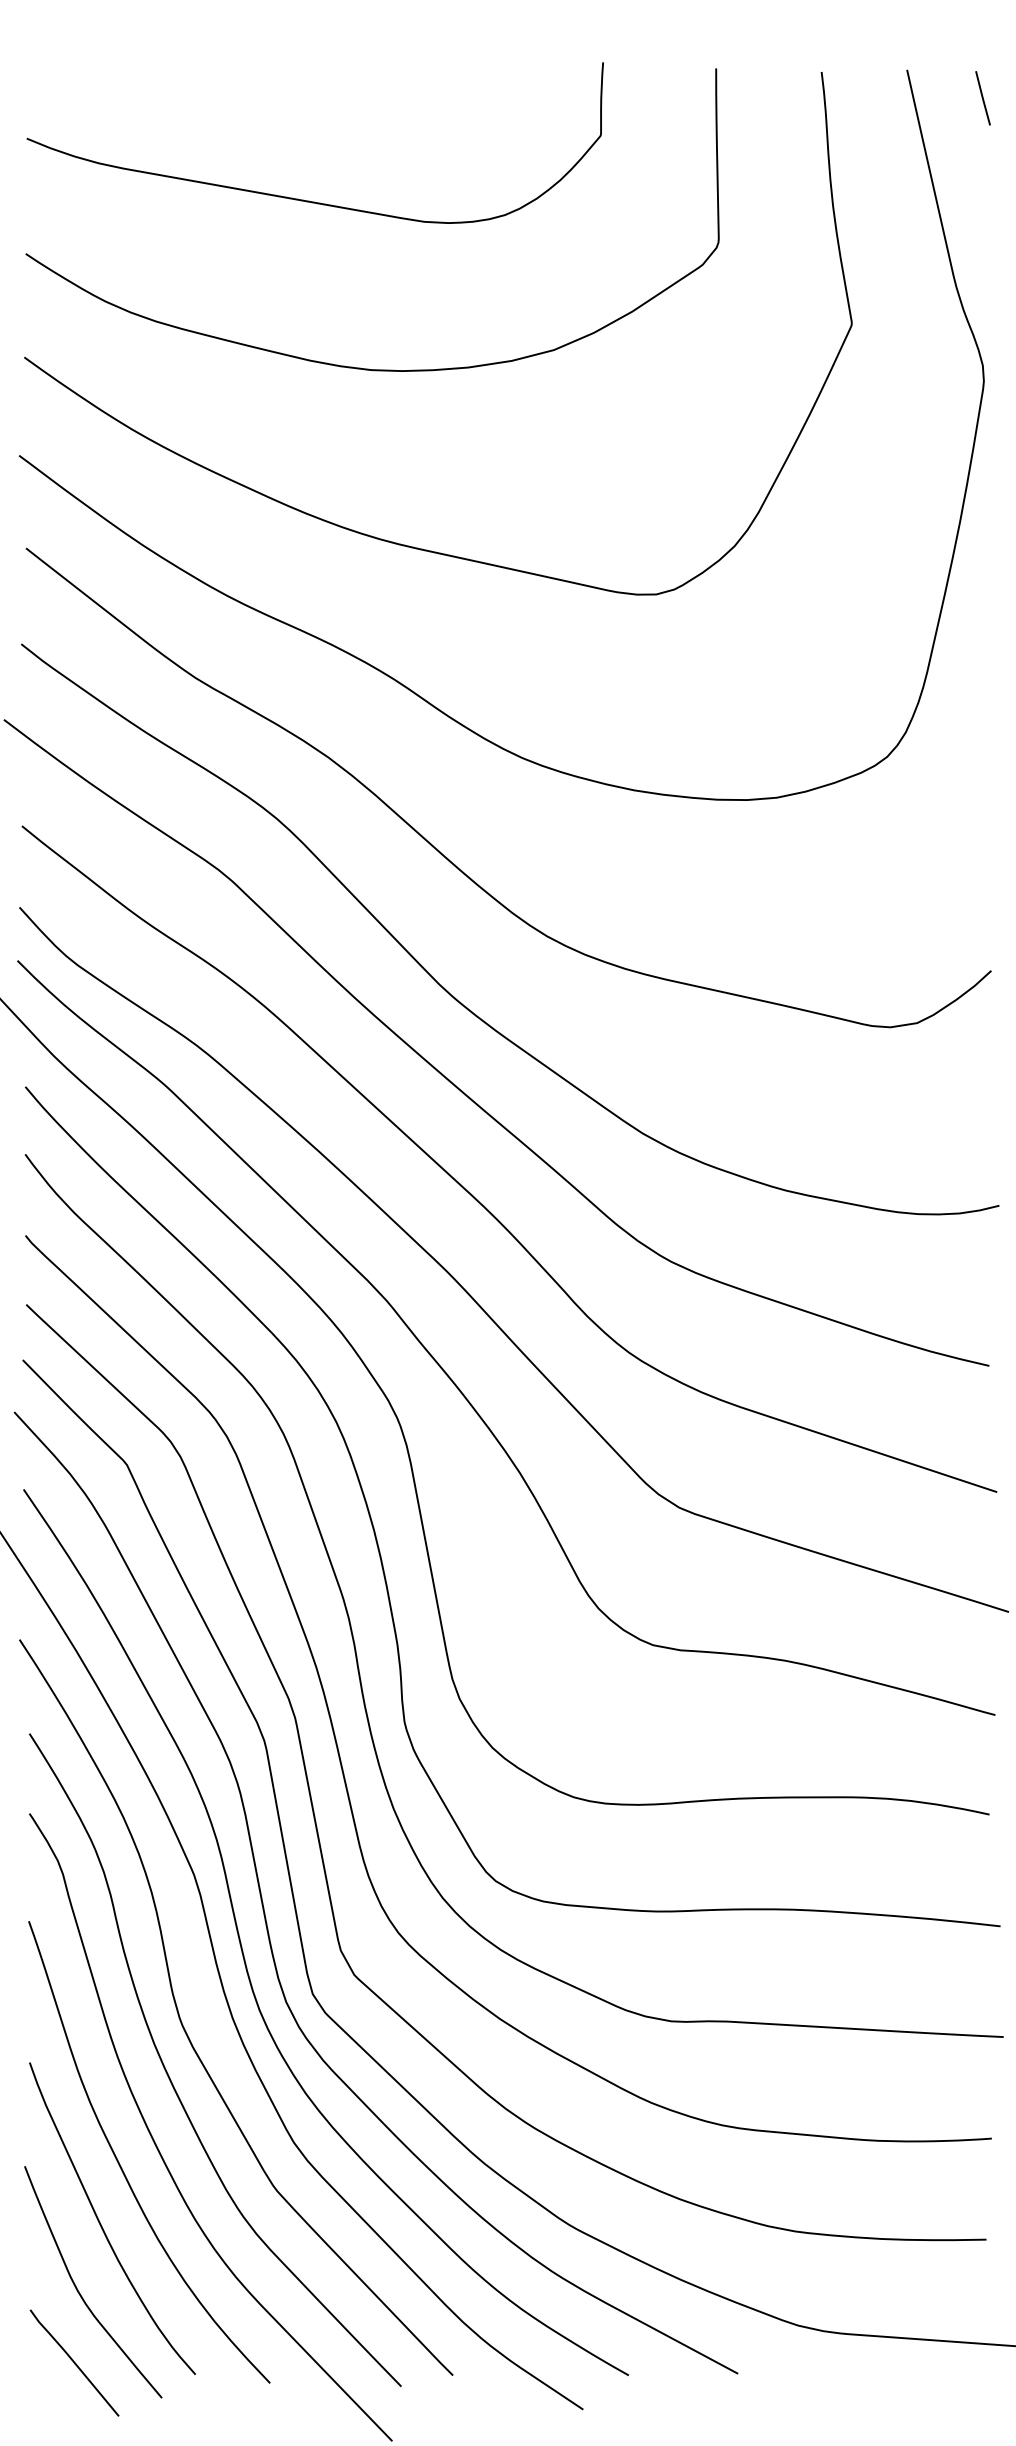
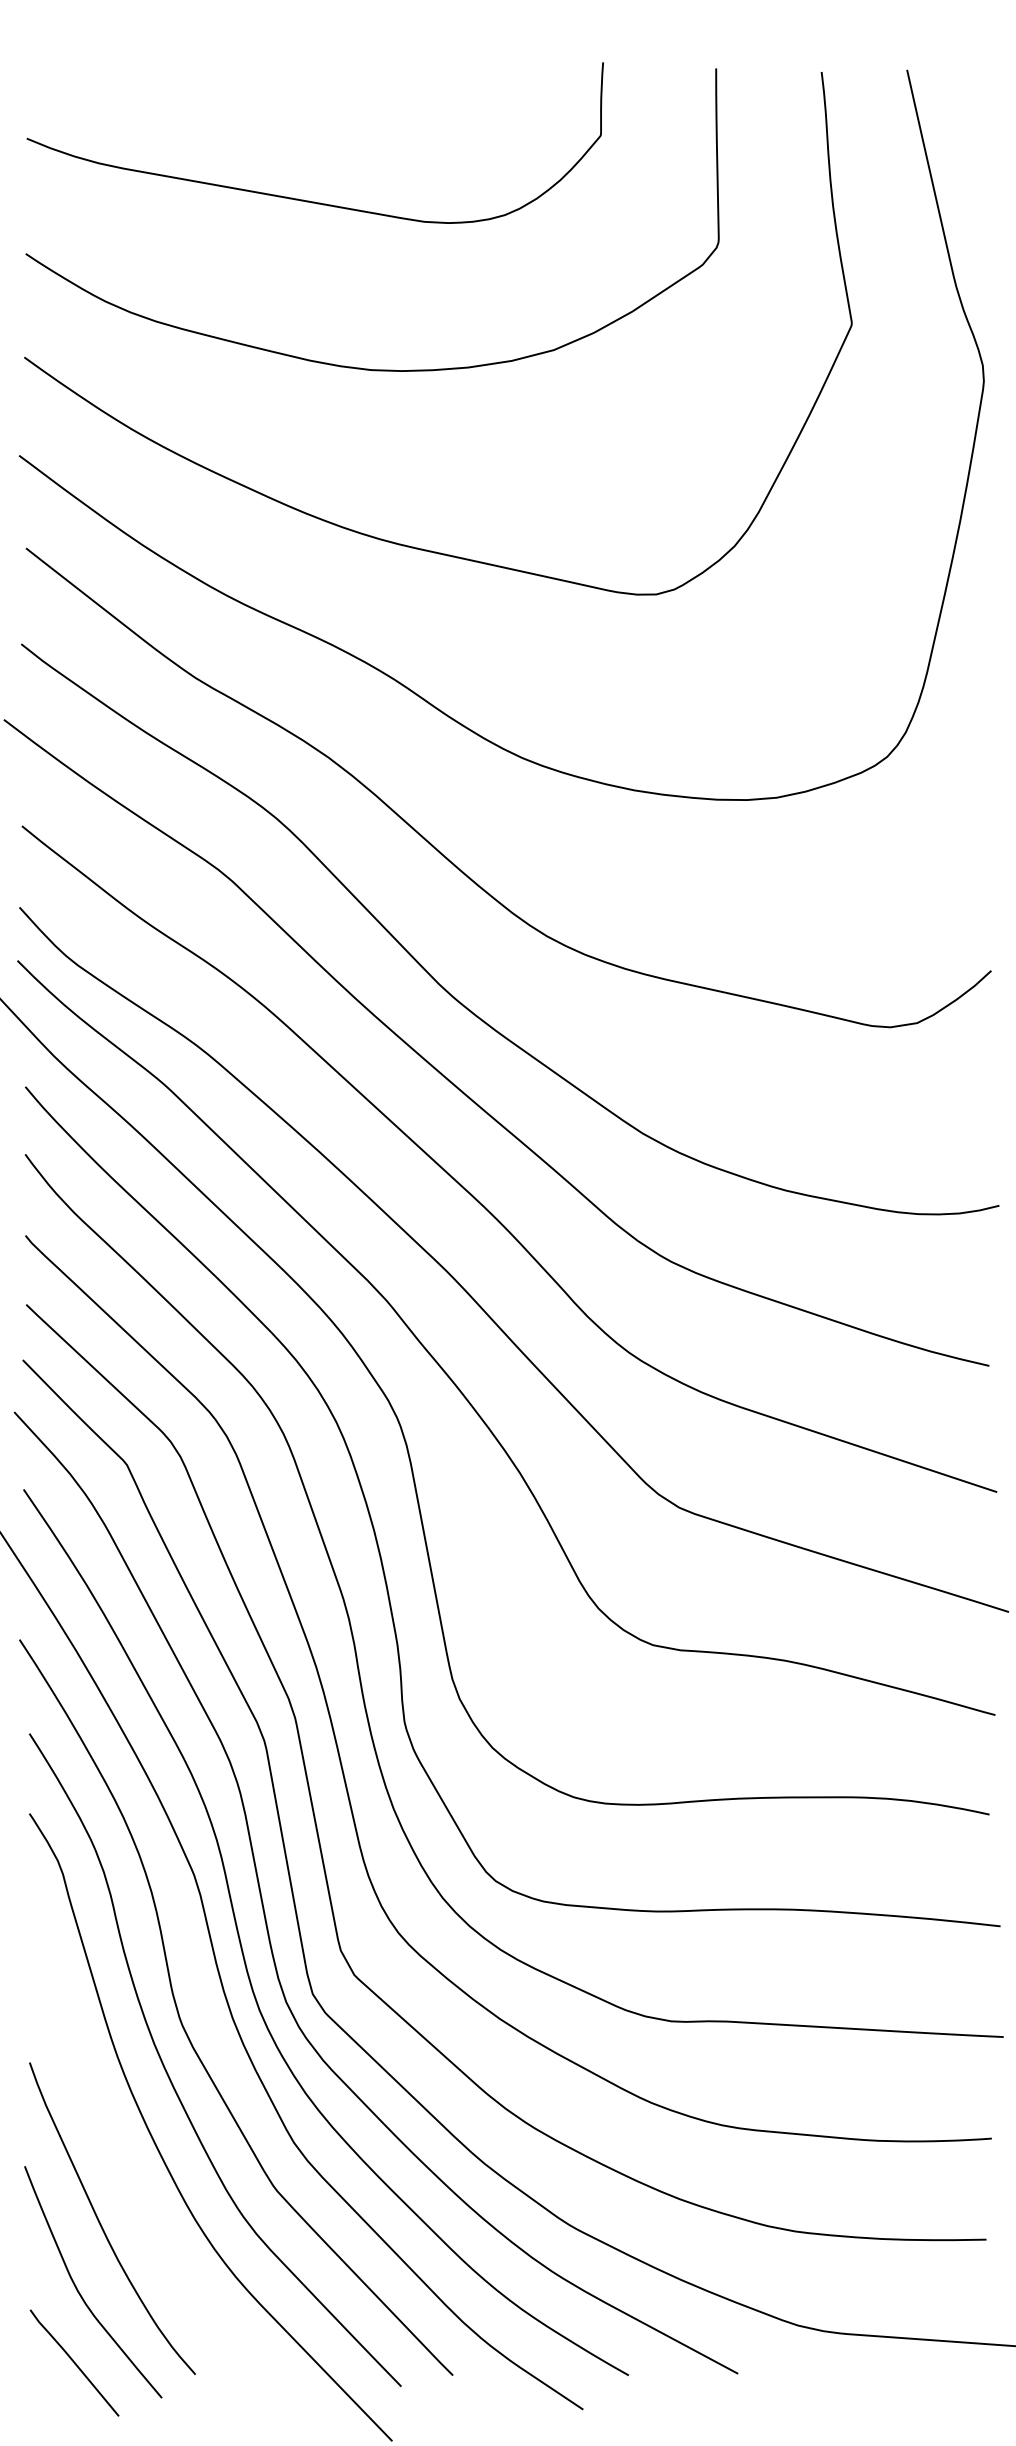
line: present -> none (982, 98)
curve: present -> none (121, 2166)
